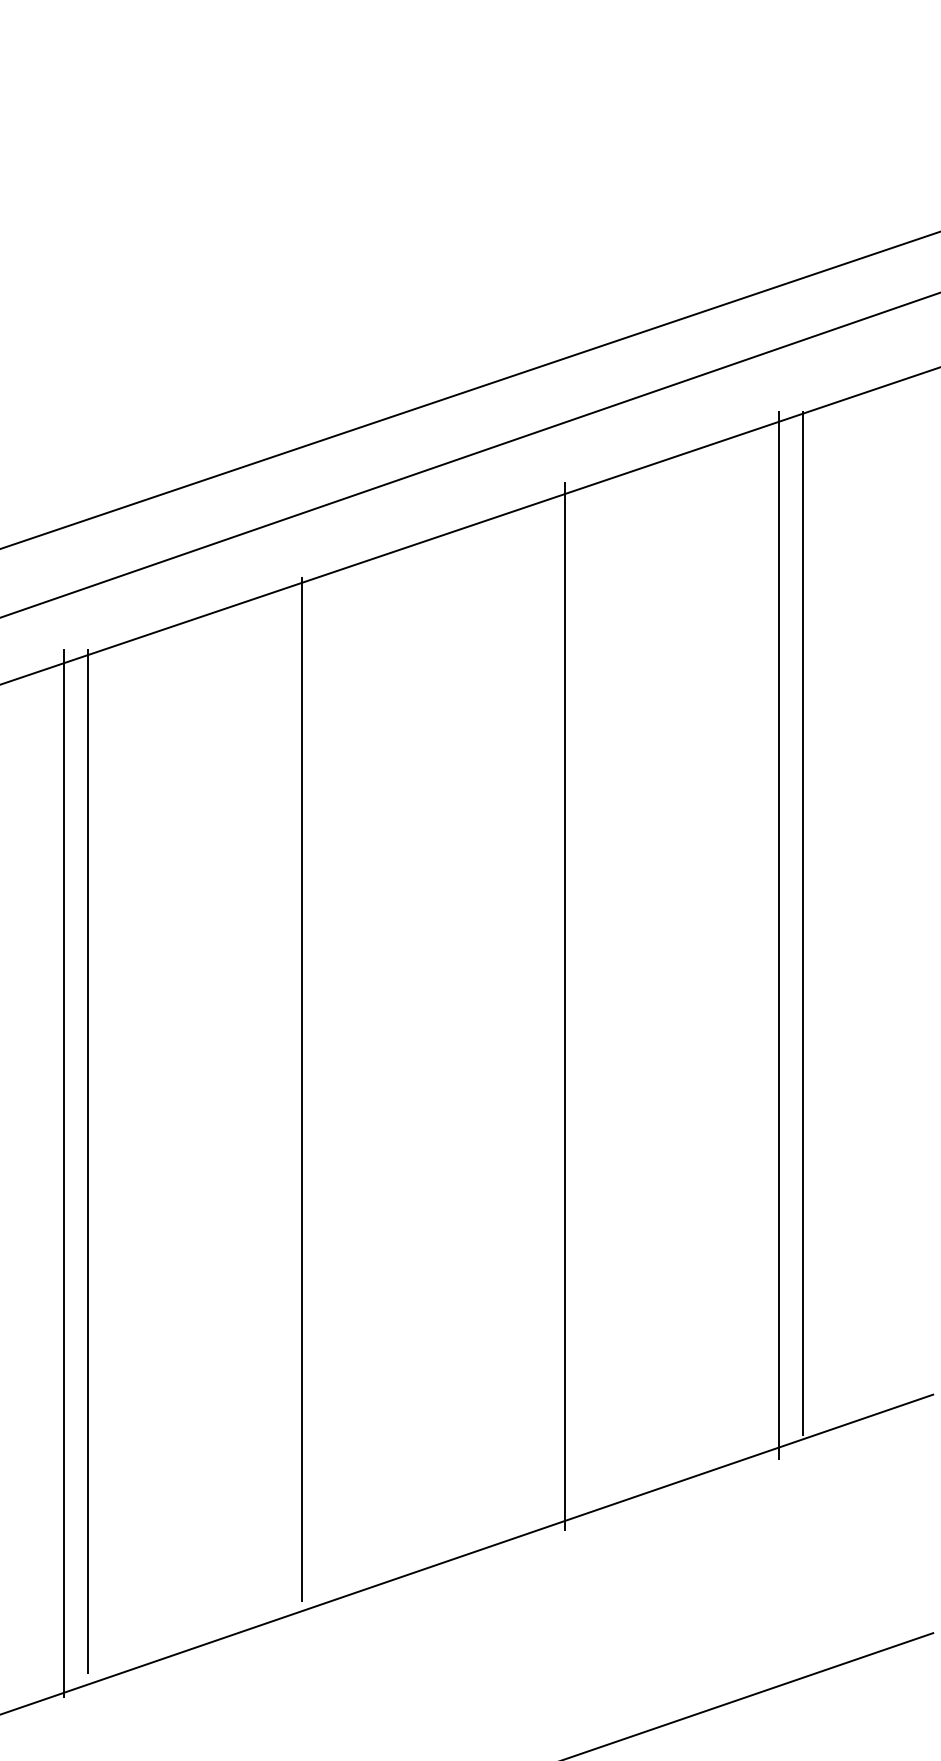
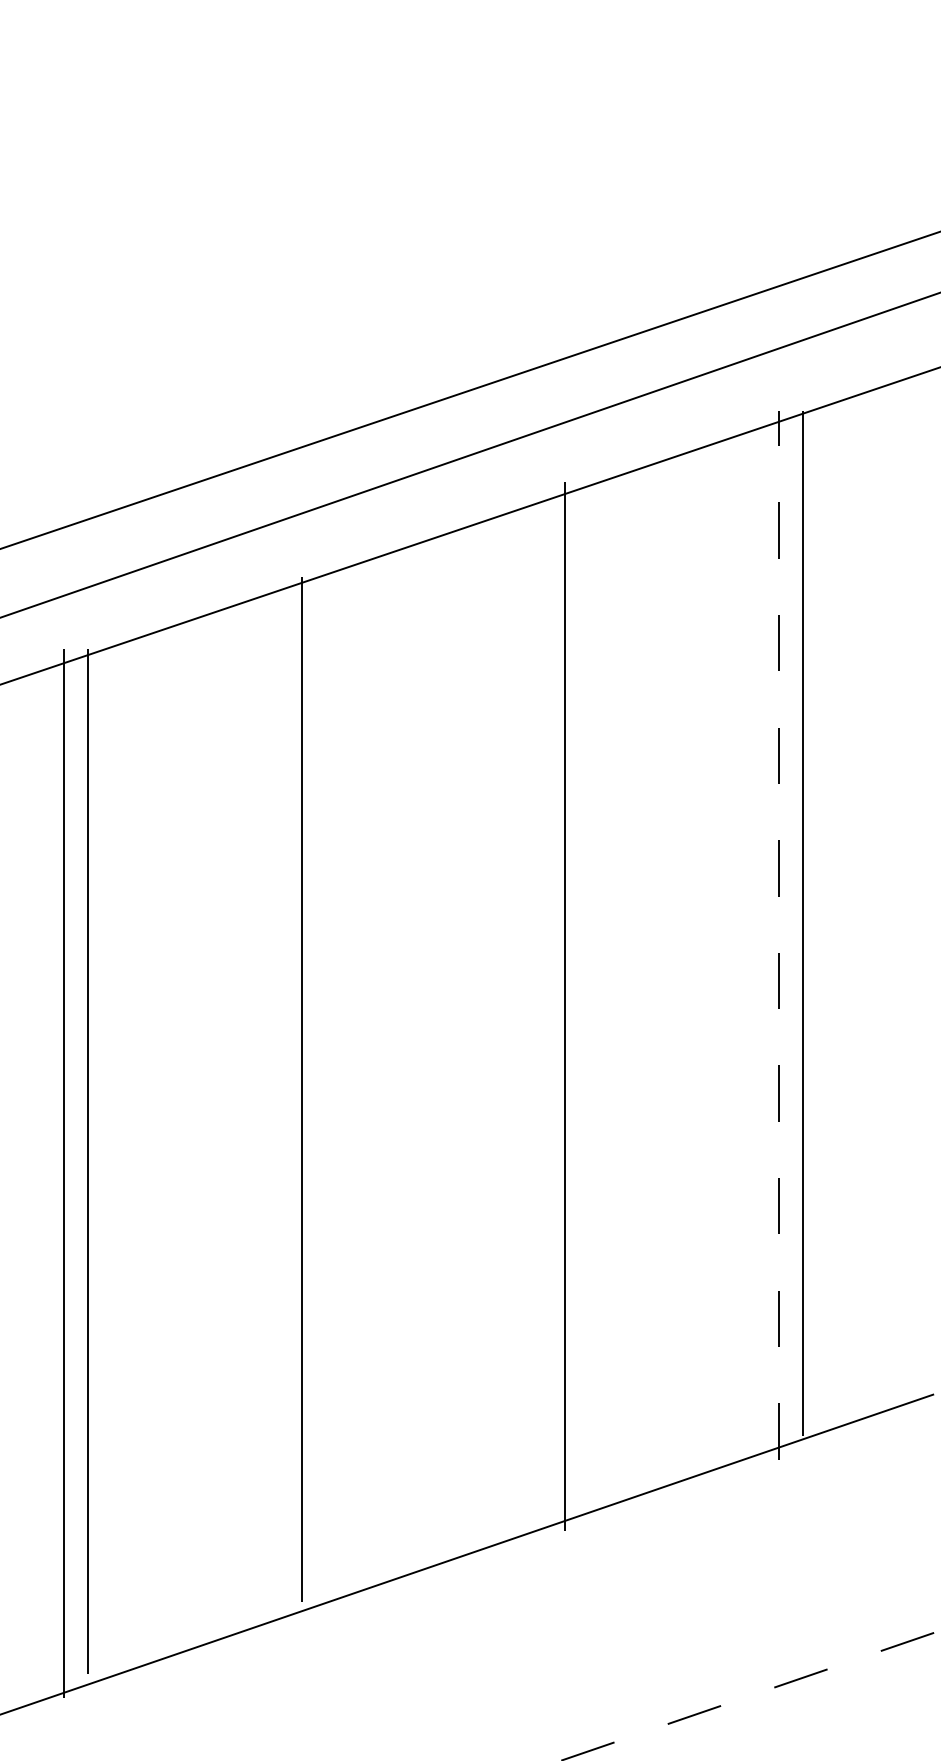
line: solid -> dashed (778, 934)
line: solid -> dashed (746, 1697)
